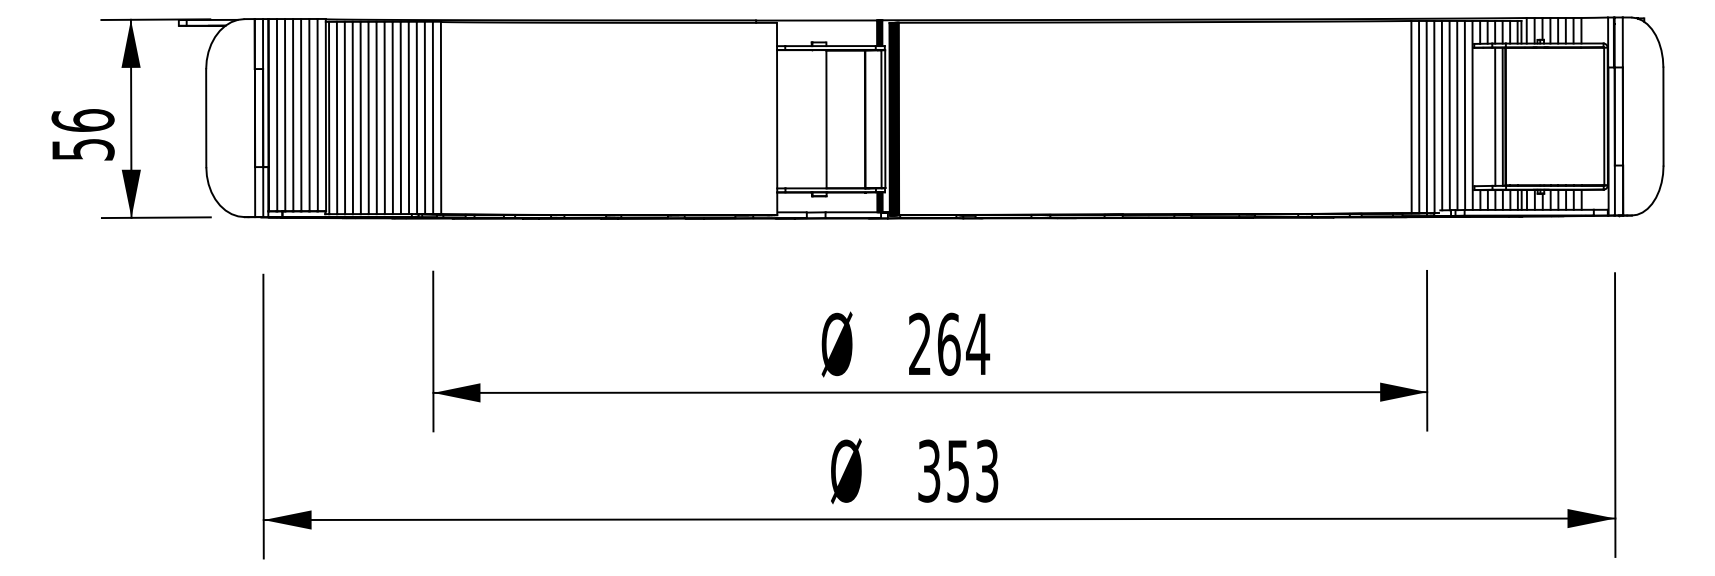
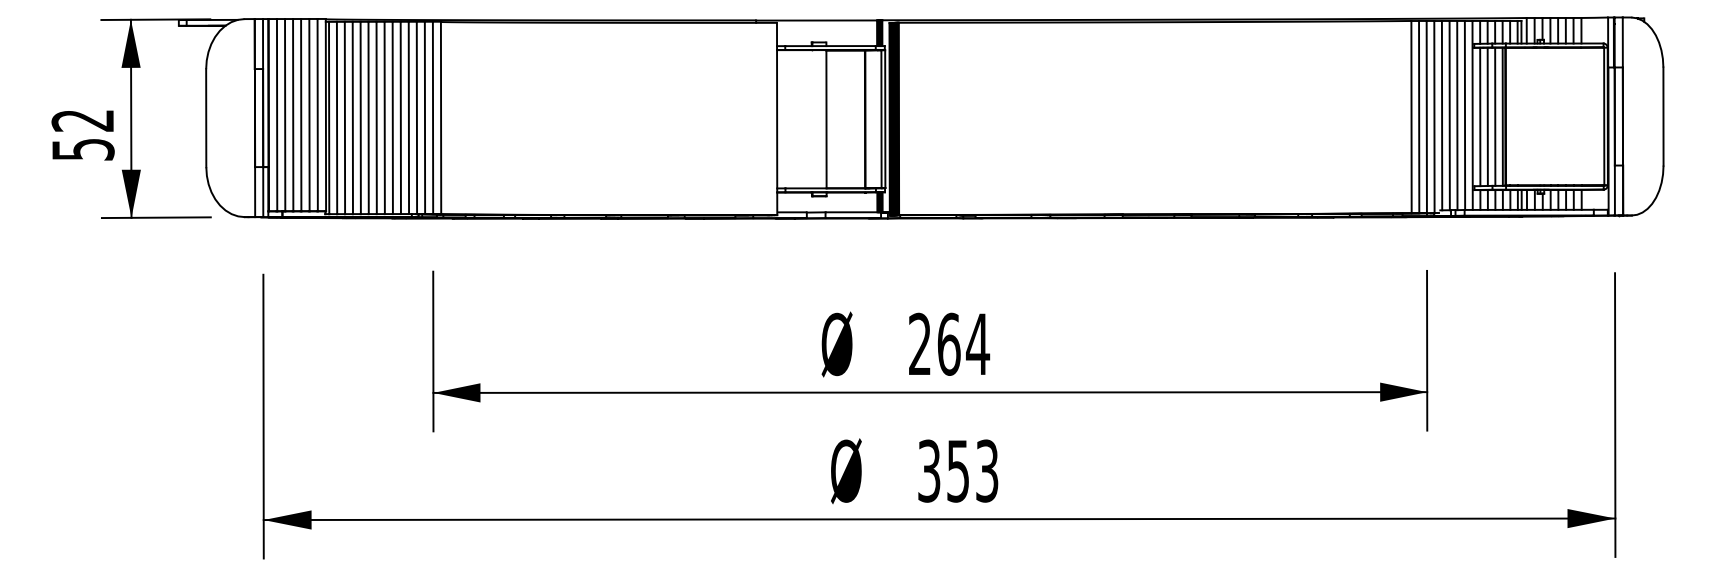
line: none -> present (1480, 116)
line: none -> present (1487, 116)
text: 56 -> 52 (82, 120)
